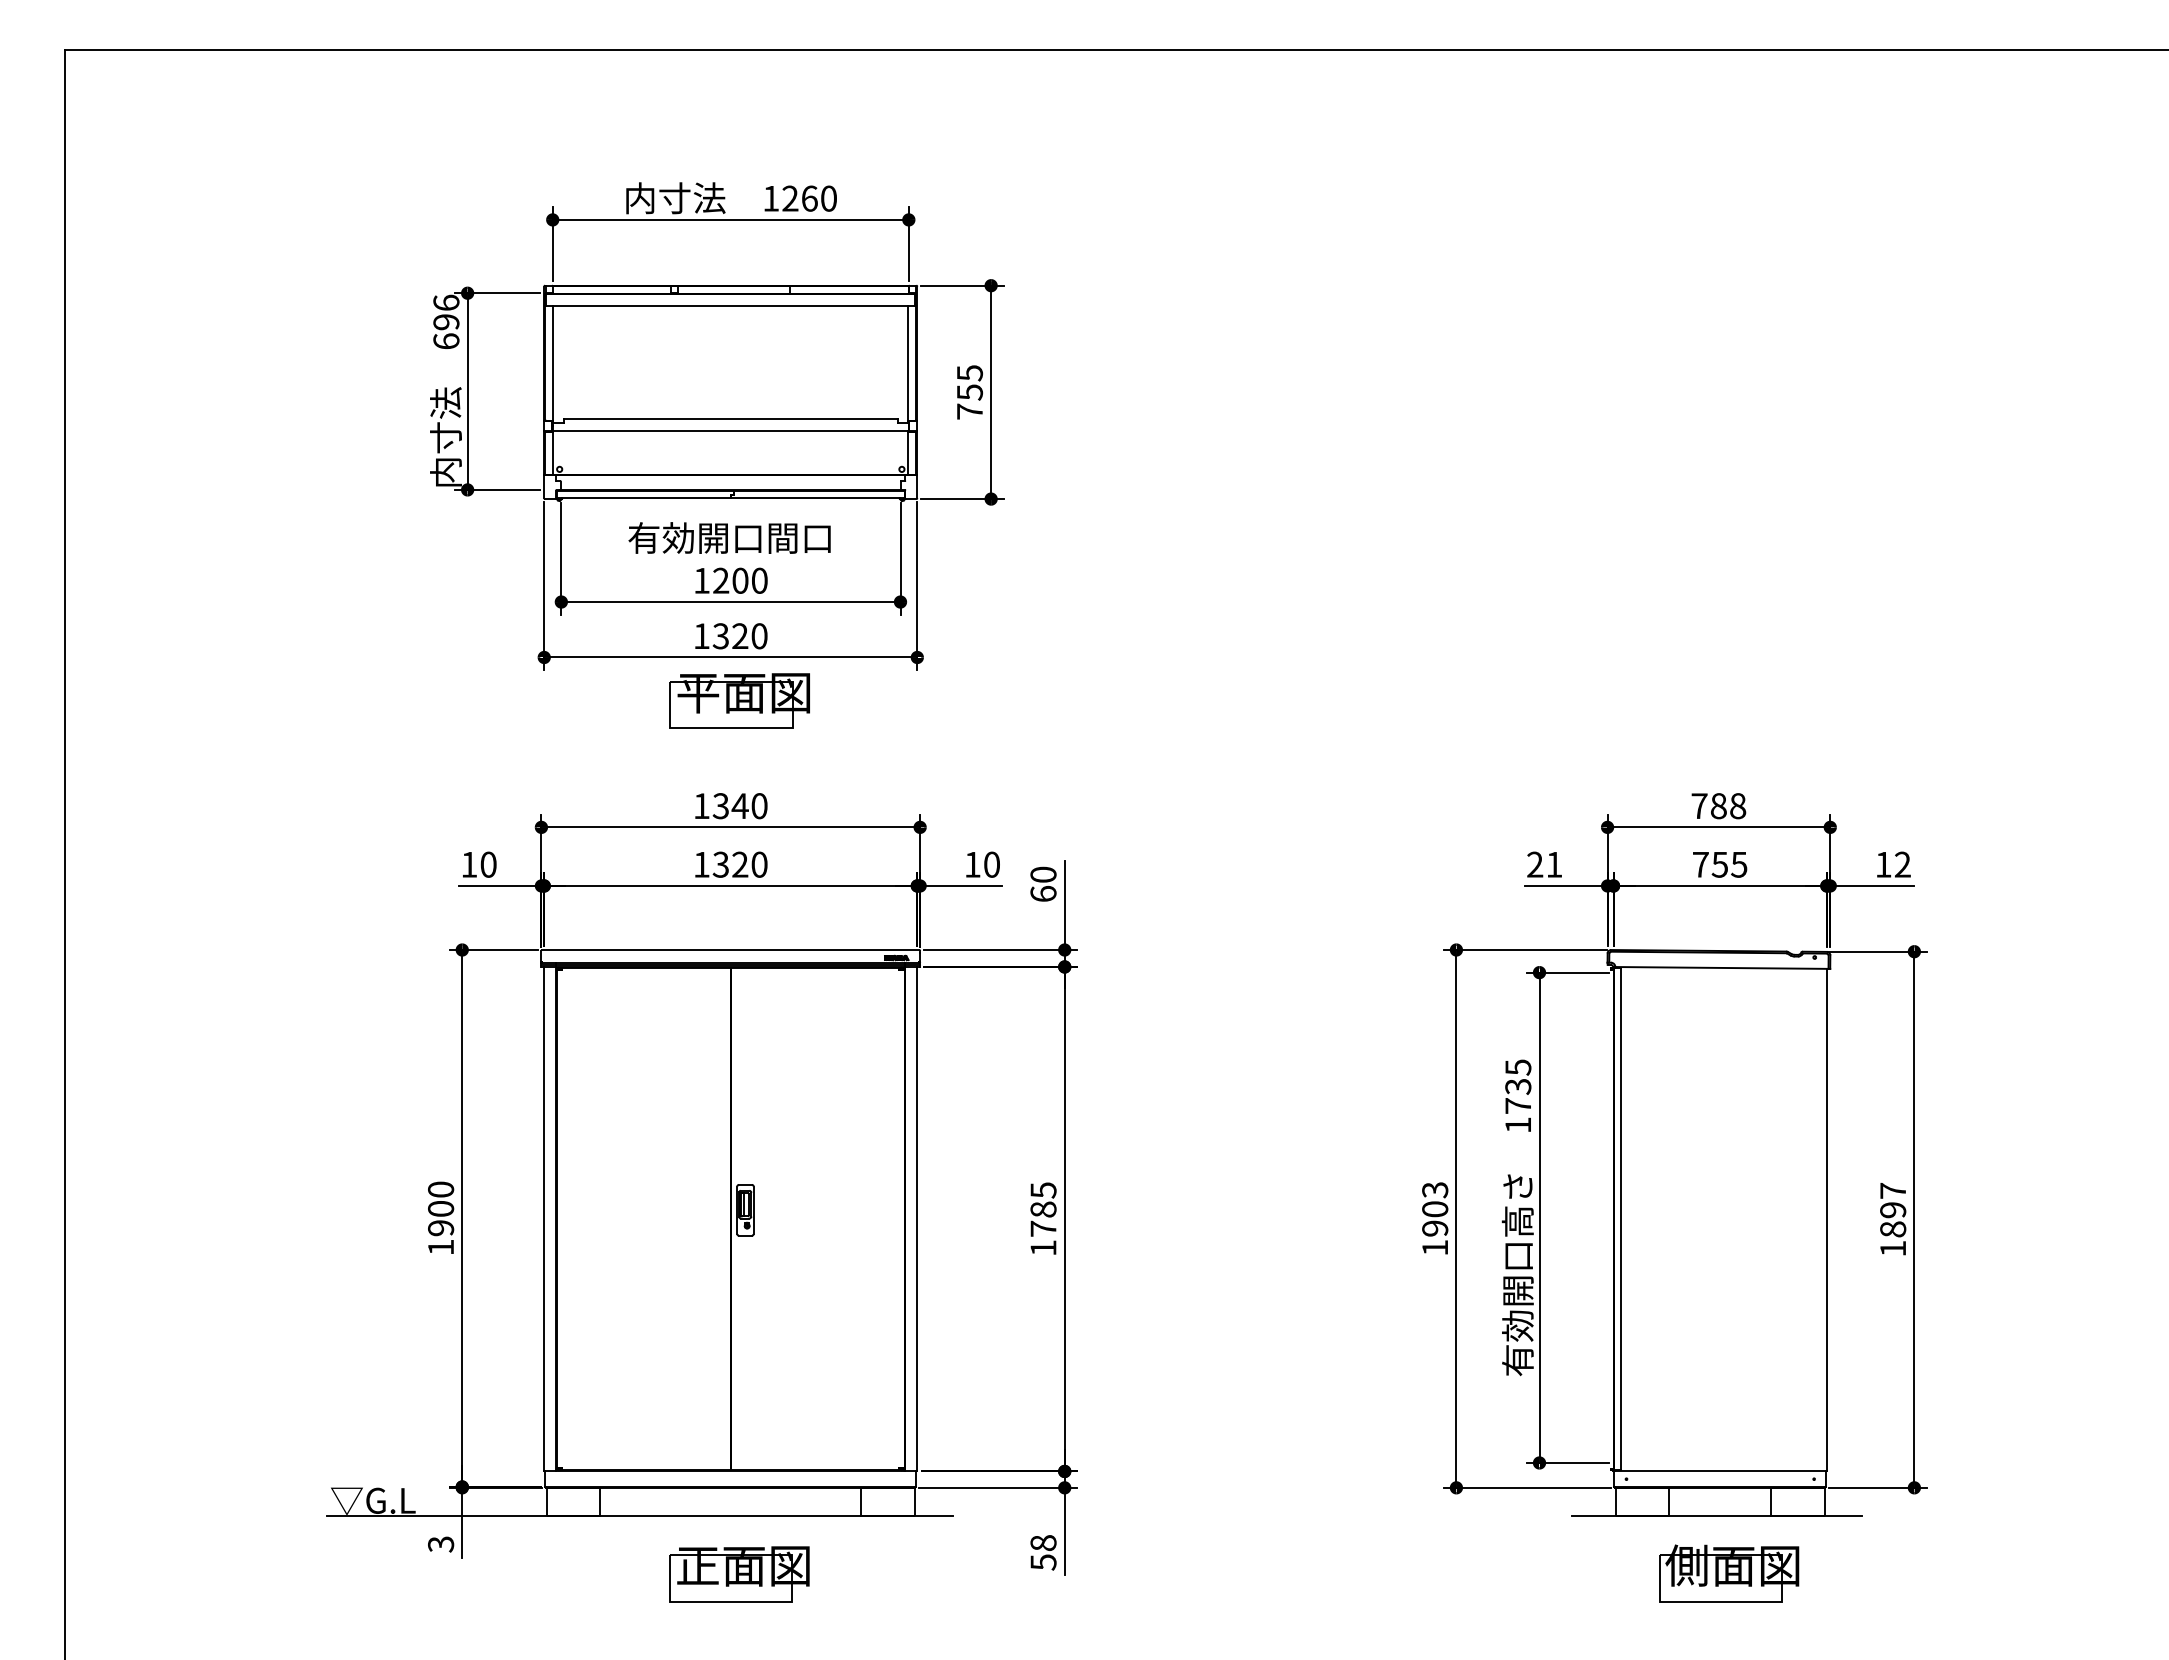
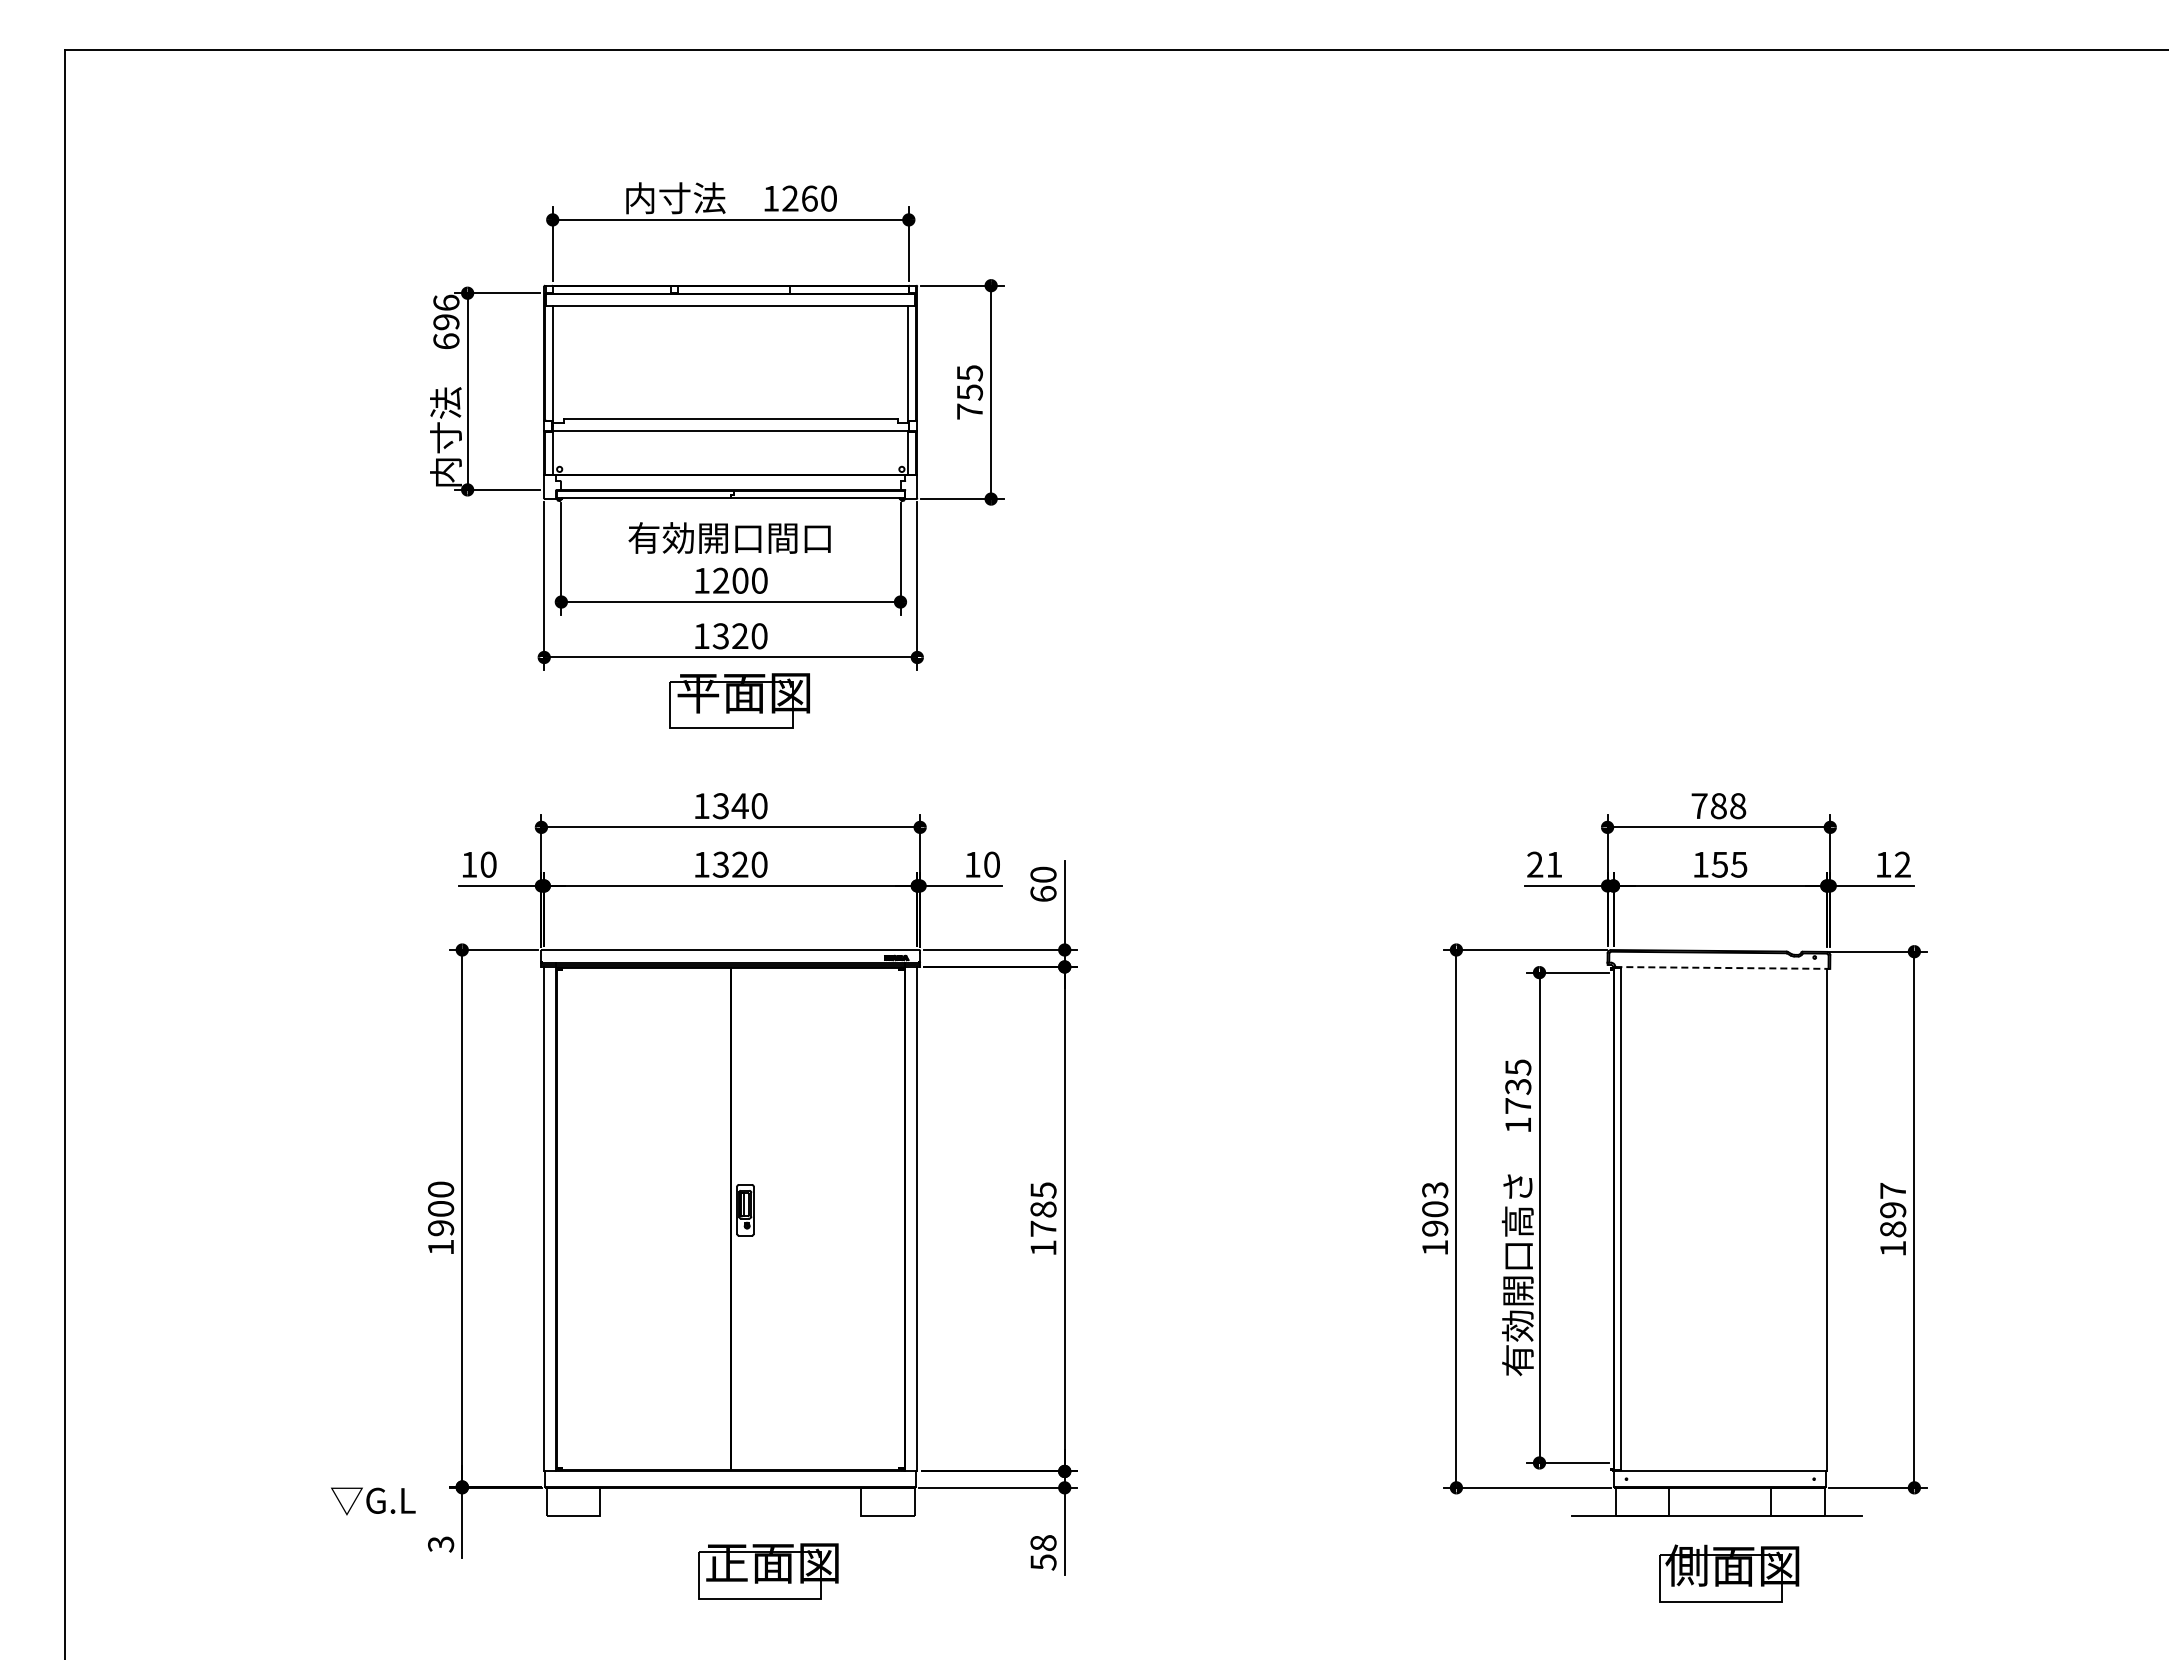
text: 755 -> 155 (1700, 864)
line: solid -> dashed (1723, 967)
line: present -> none (639, 1516)
part position: (739, 1574) -> (768, 1571) (768, 1571)
